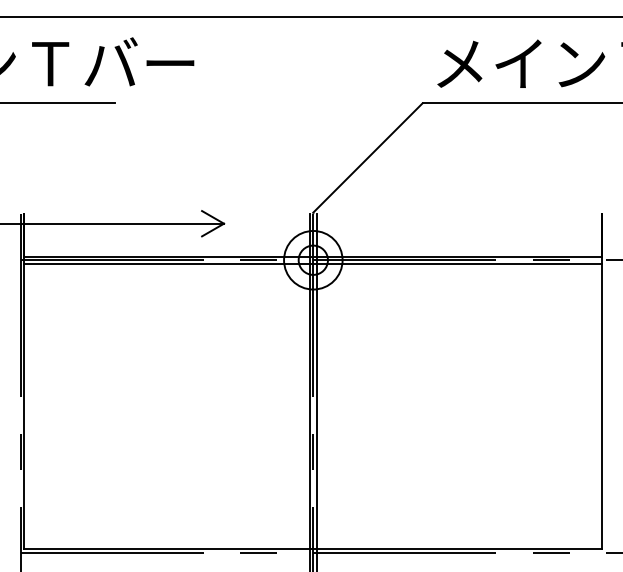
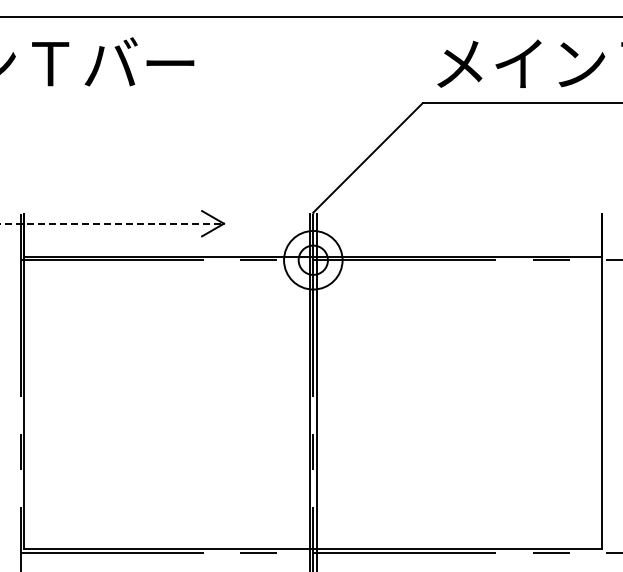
line: present -> none (58, 103)
line: solid -> dashed (112, 223)
line: present -> none (313, 263)
